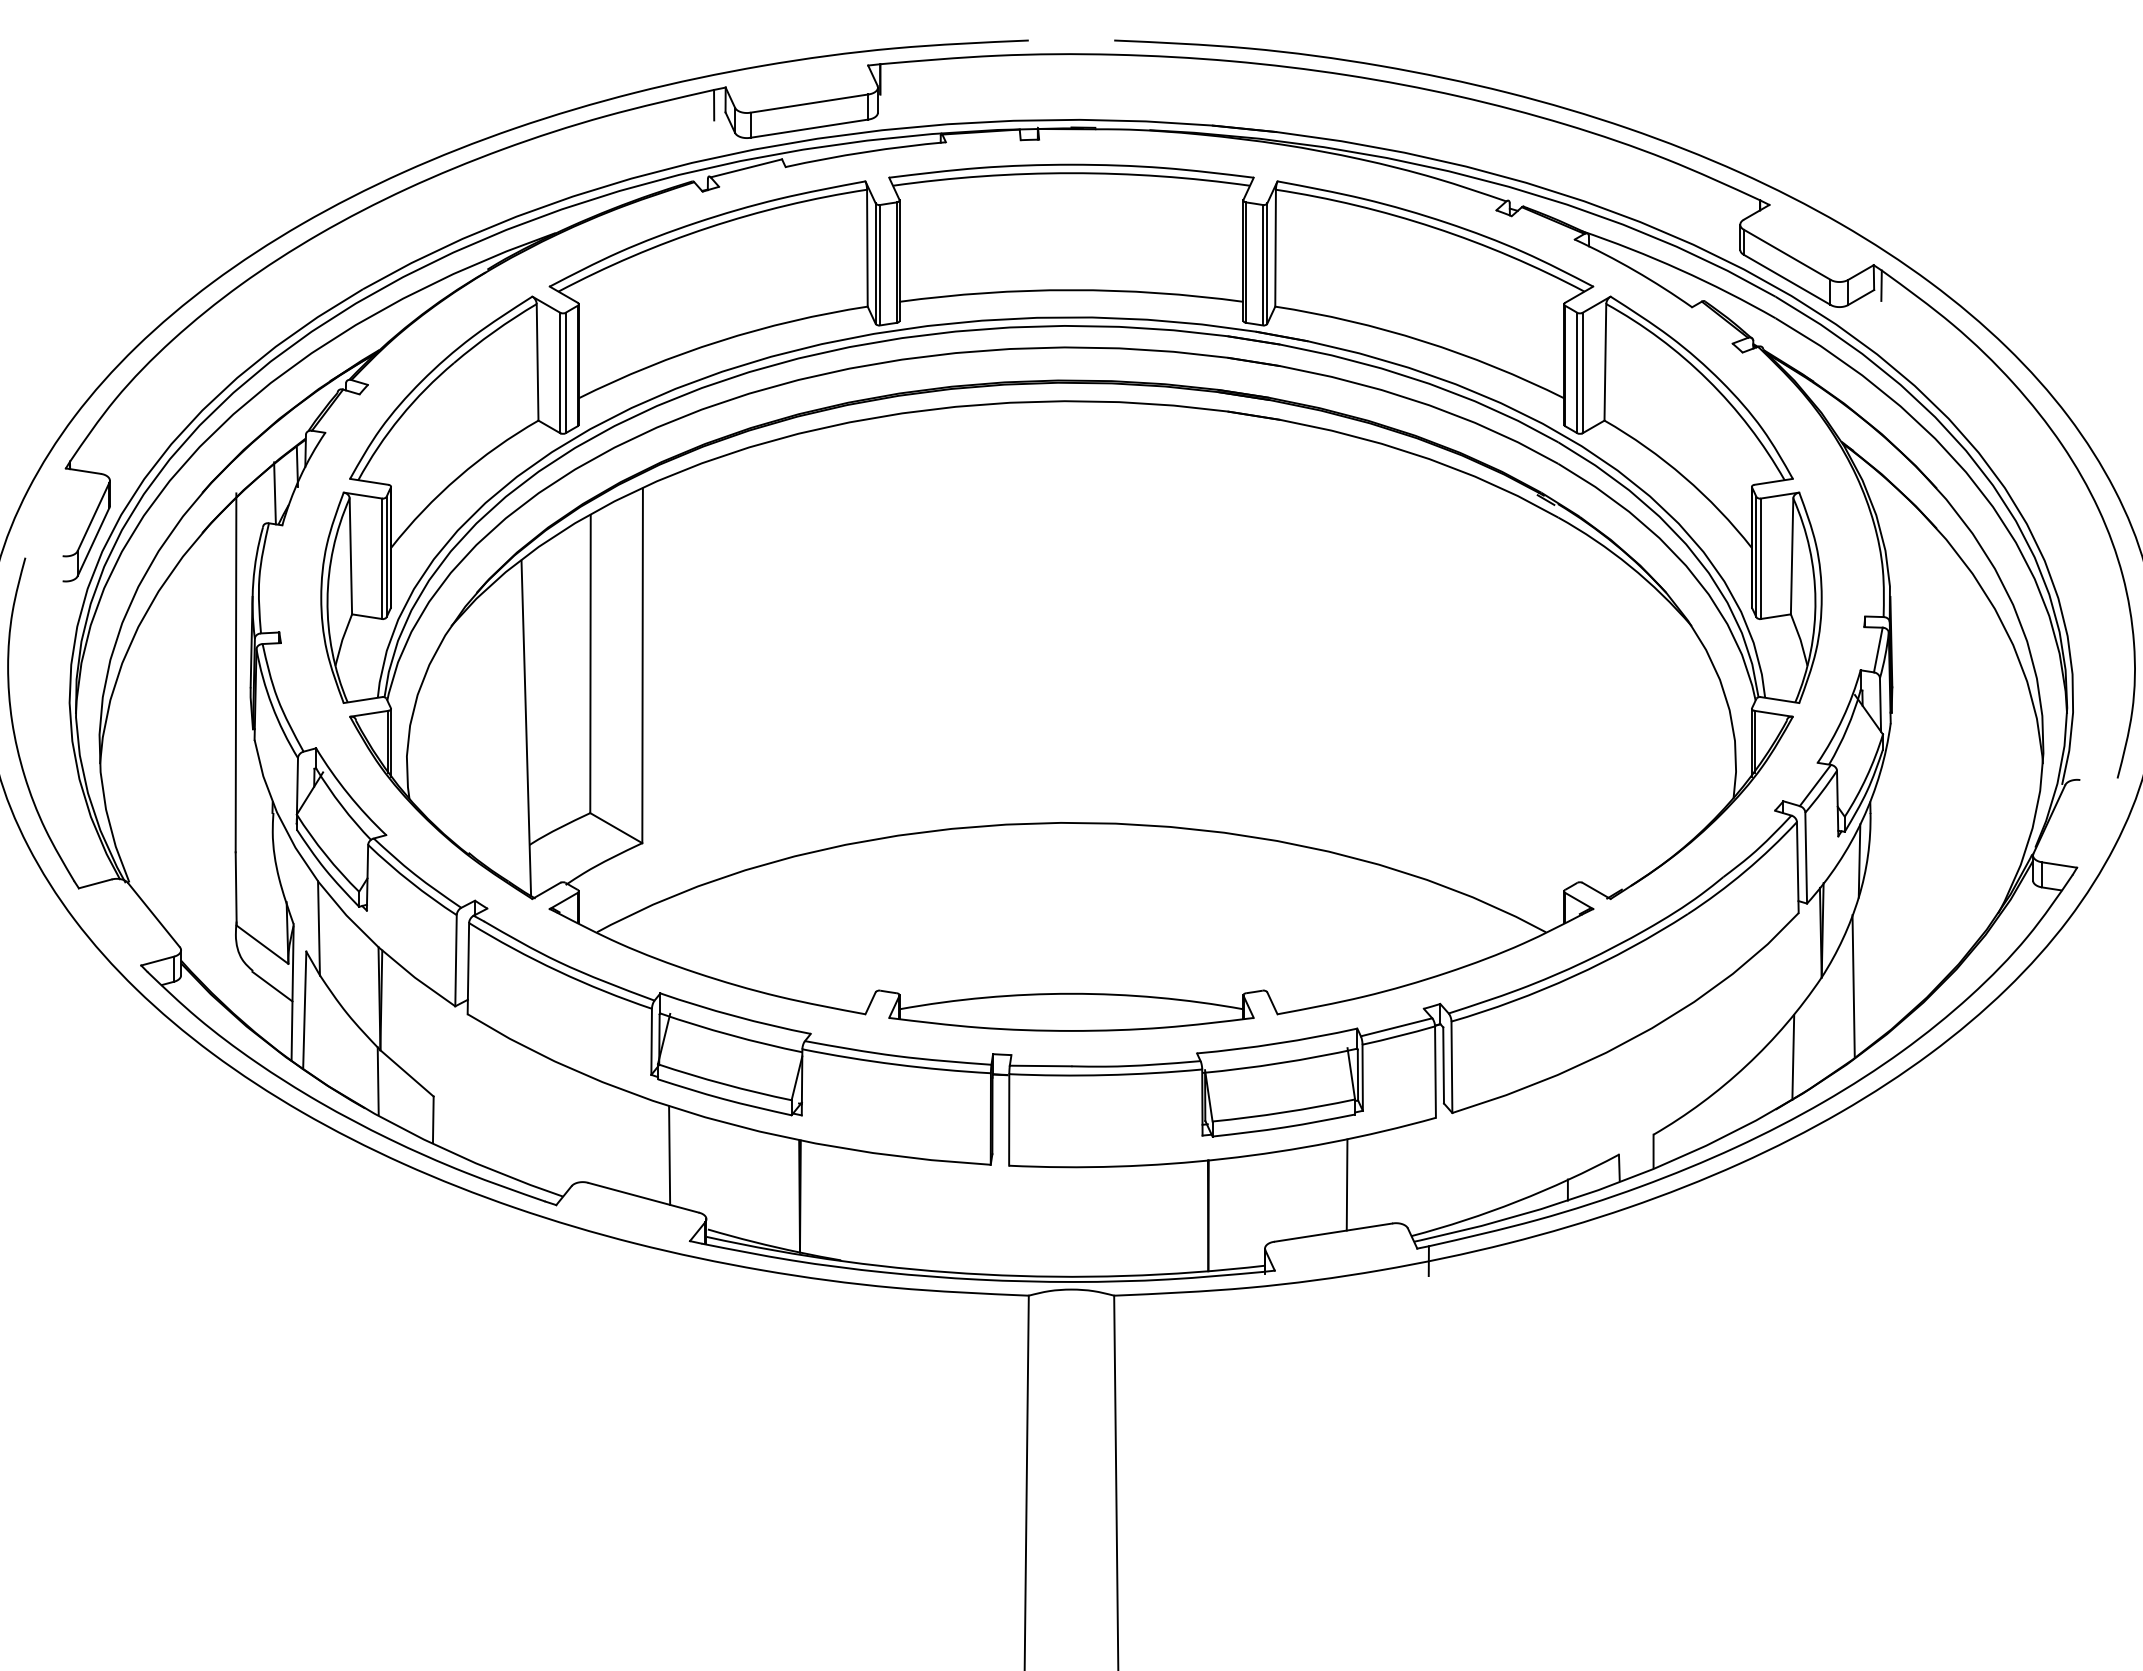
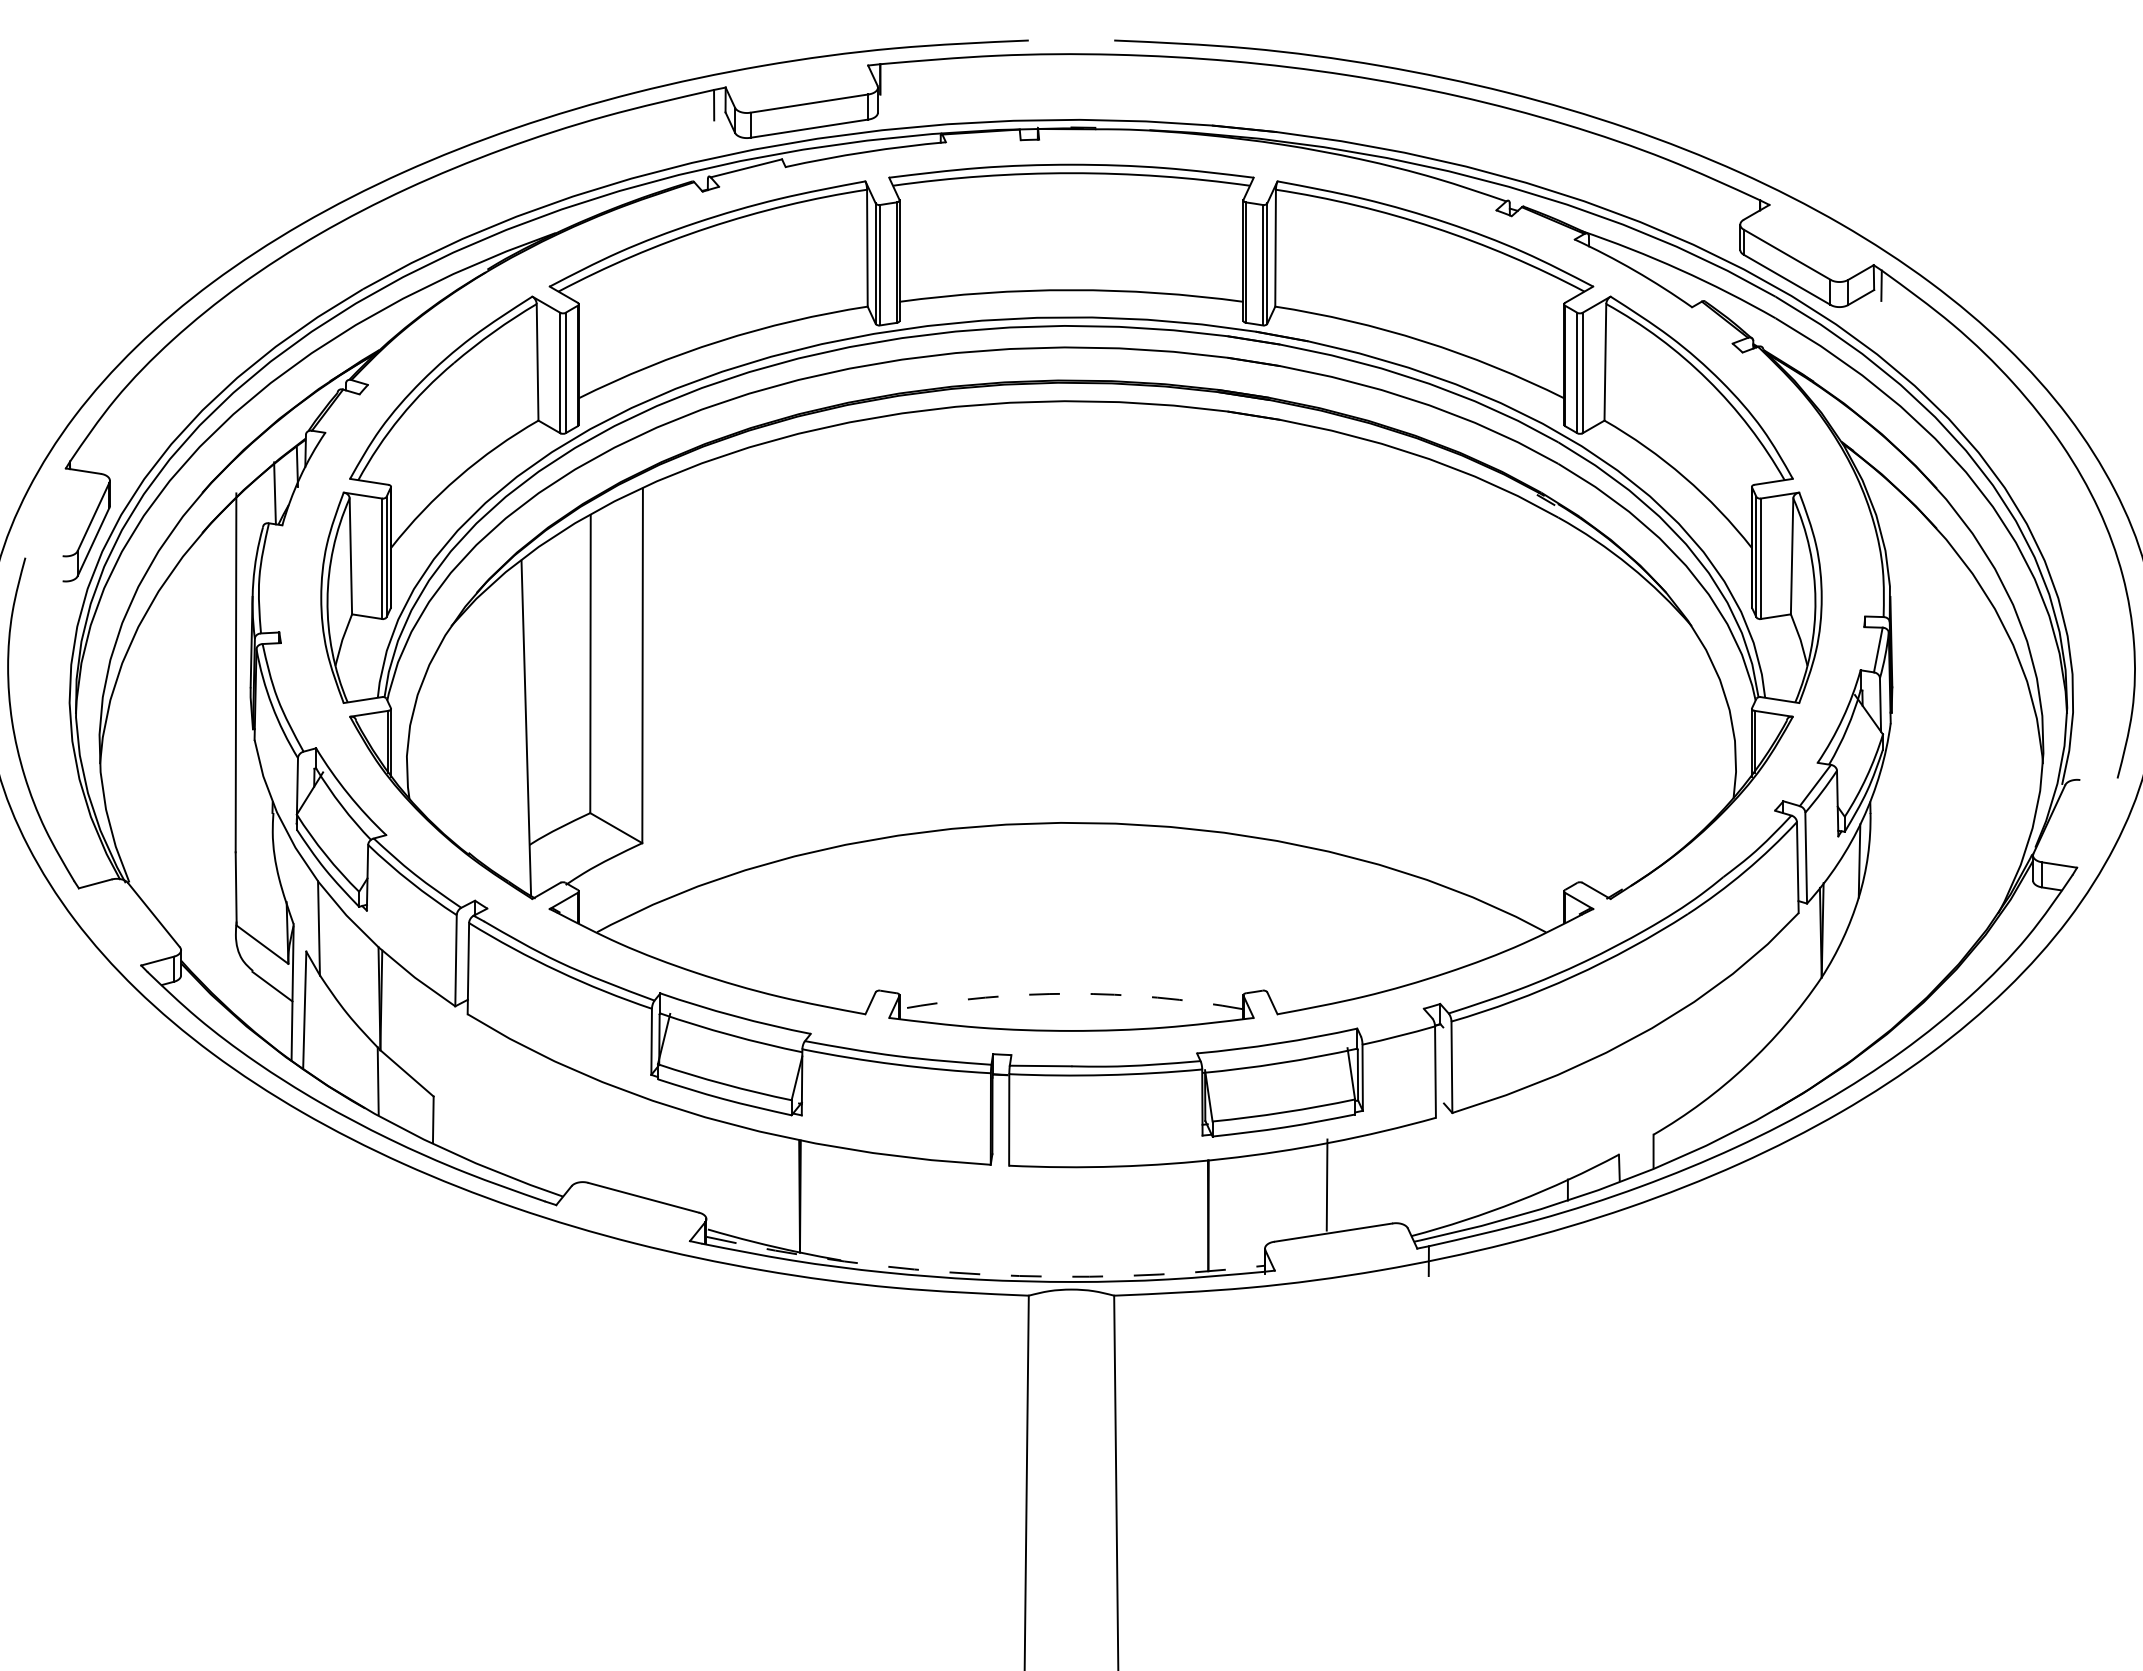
line: present -> none (1853, 985)
arc: solid -> dashed (1071, 993)
line: present -> none (1396, 1027)
line: present -> none (1793, 1057)
line: present -> none (1443, 1065)
line: present -> none (669, 1155)
line position: (1346, 1184) -> (1326, 1184) (1326, 1184)
arc: solid -> dashed (984, 1274)
